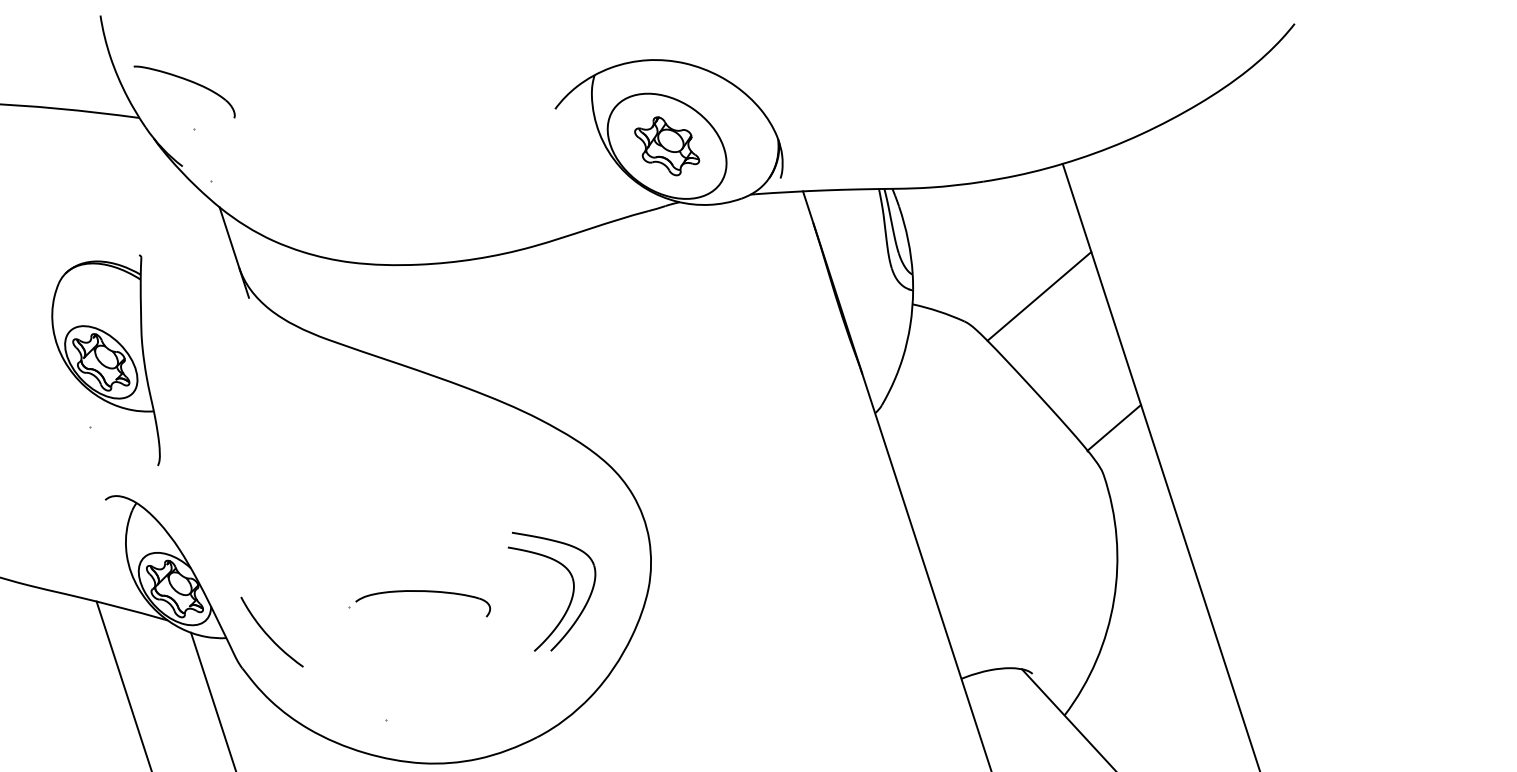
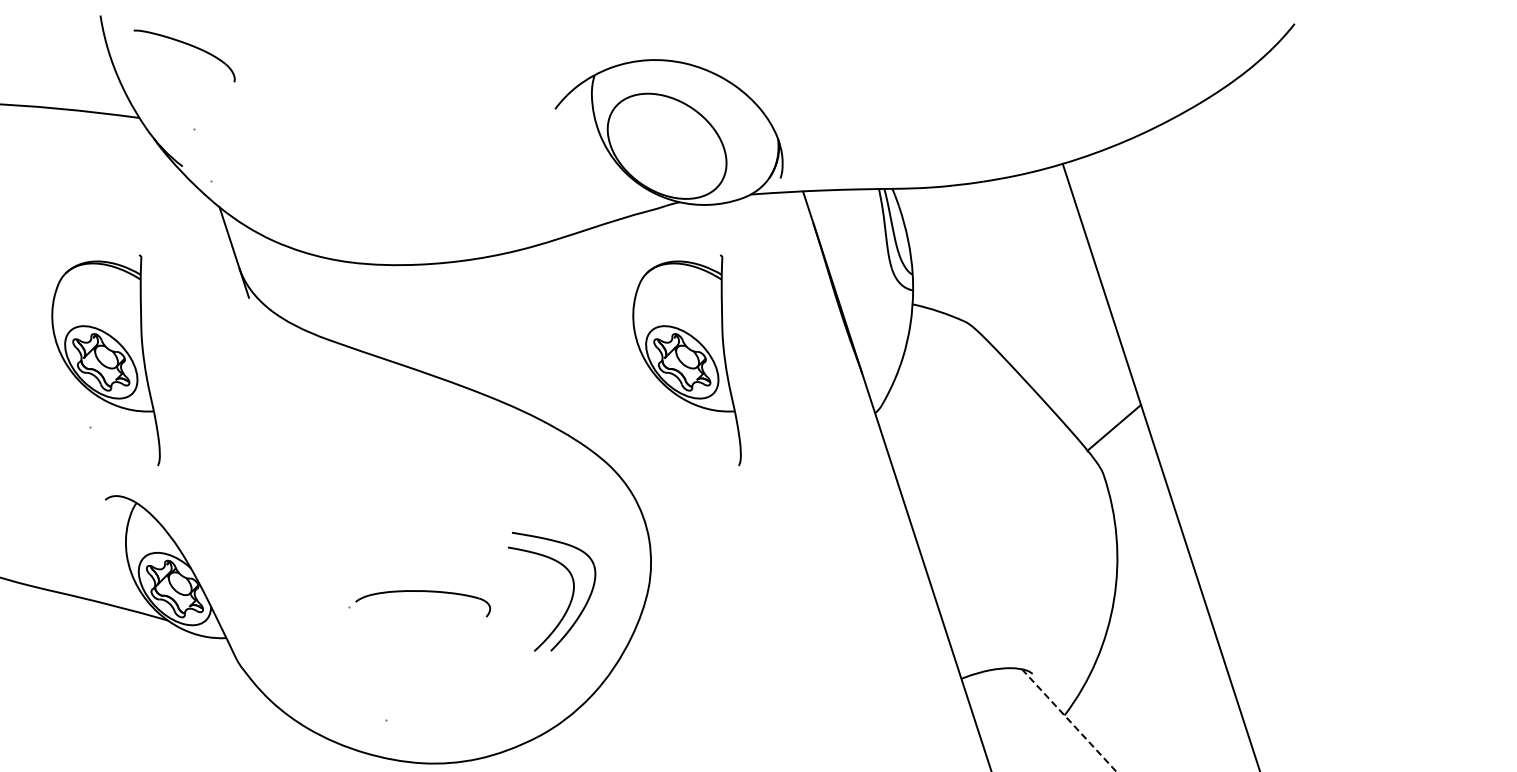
part position: (188, 81) -> (188, 45) (188, 45)
part: present -> none (667, 146)
line: present -> none (1039, 296)
part: none -> present (686, 360)
part: present -> none (271, 631)
line: present -> none (123, 684)
line: present -> none (213, 700)
line: solid -> dashed (1069, 720)
